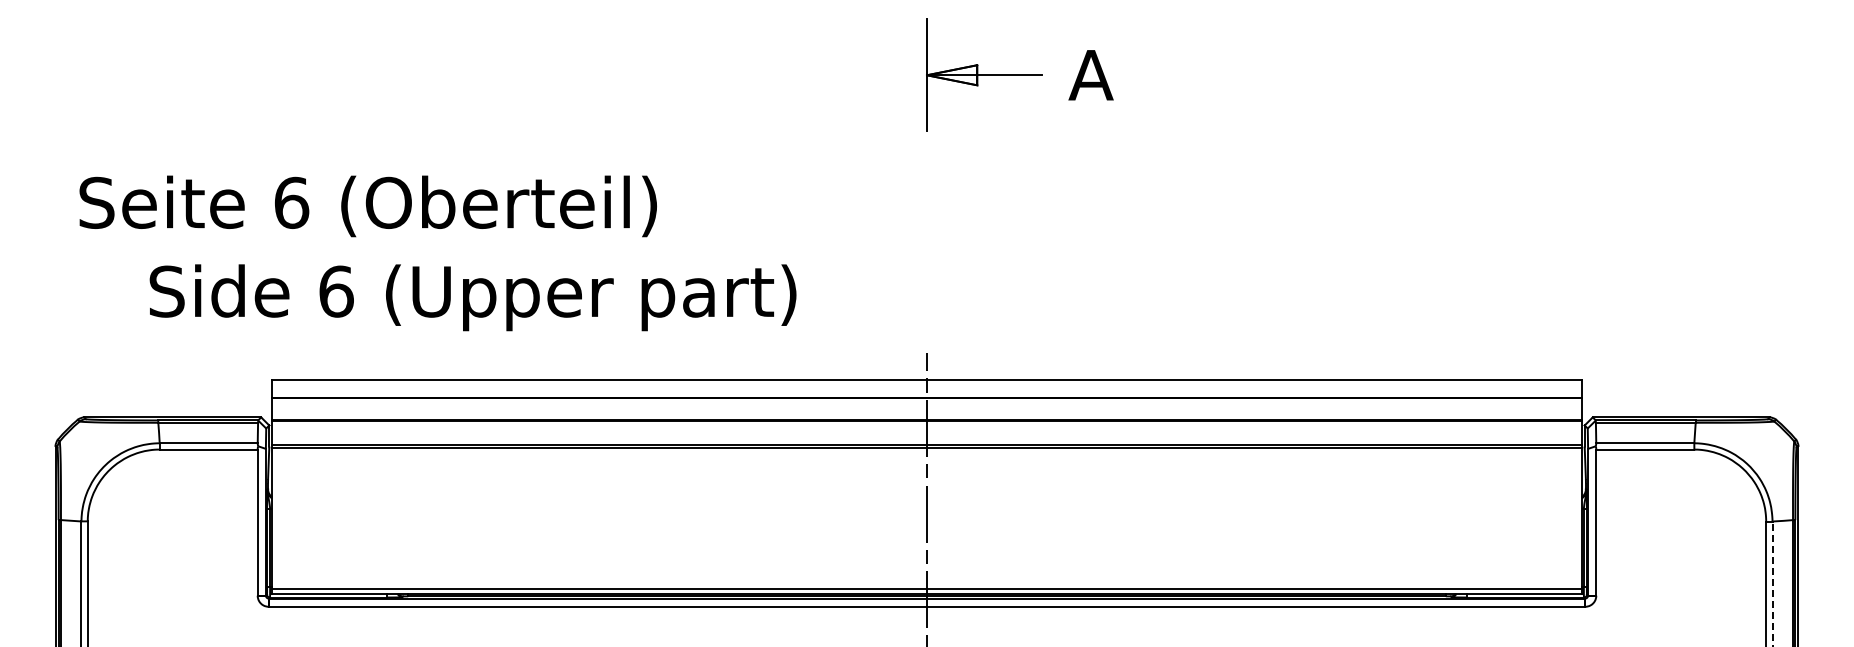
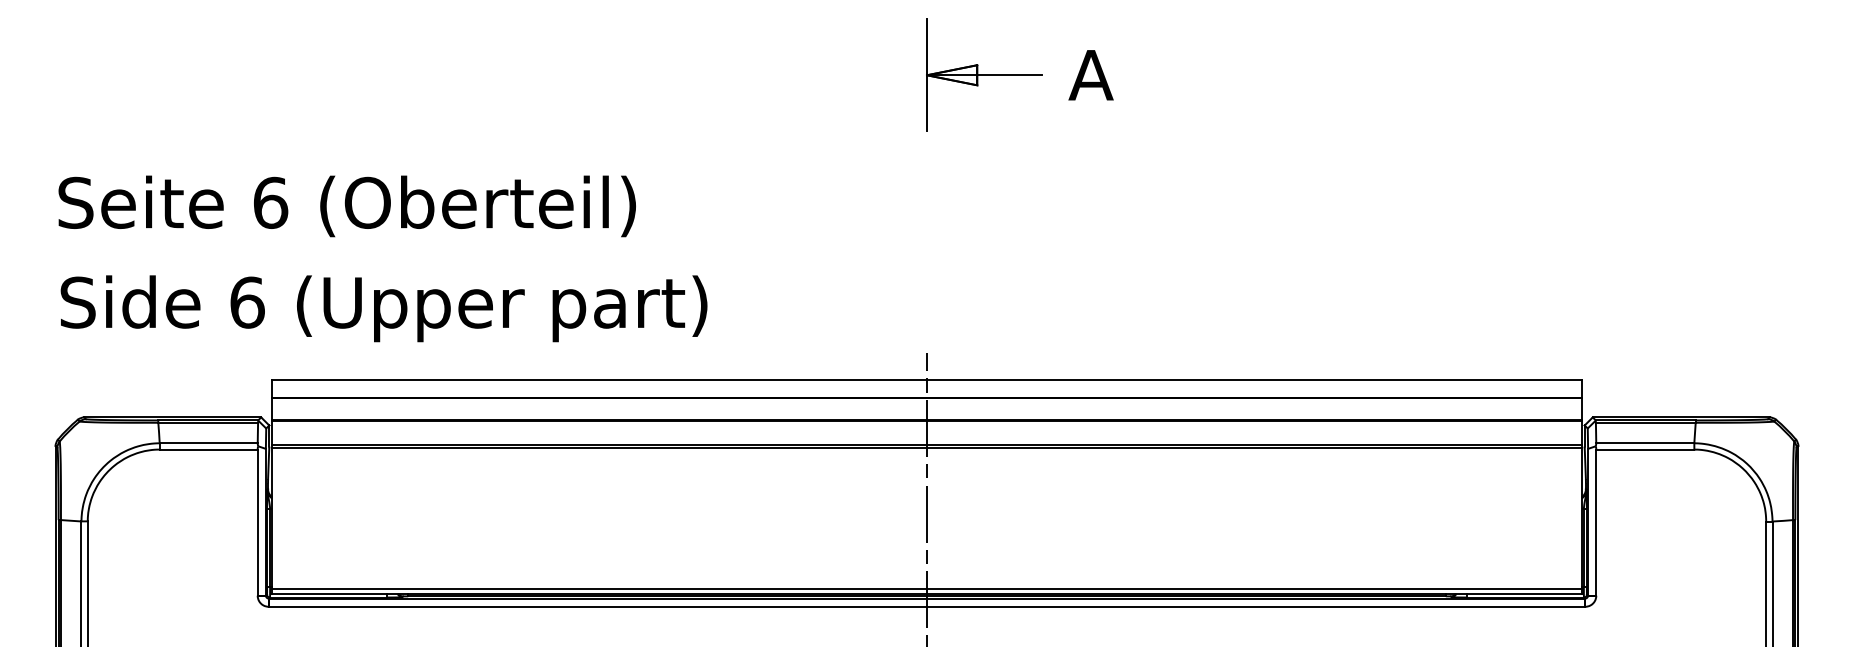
text position: (367, 206) -> (346, 206) (346, 206)
text position: (472, 297) -> (383, 308) (383, 308)
line: dashed -> solid (1772, 583)
